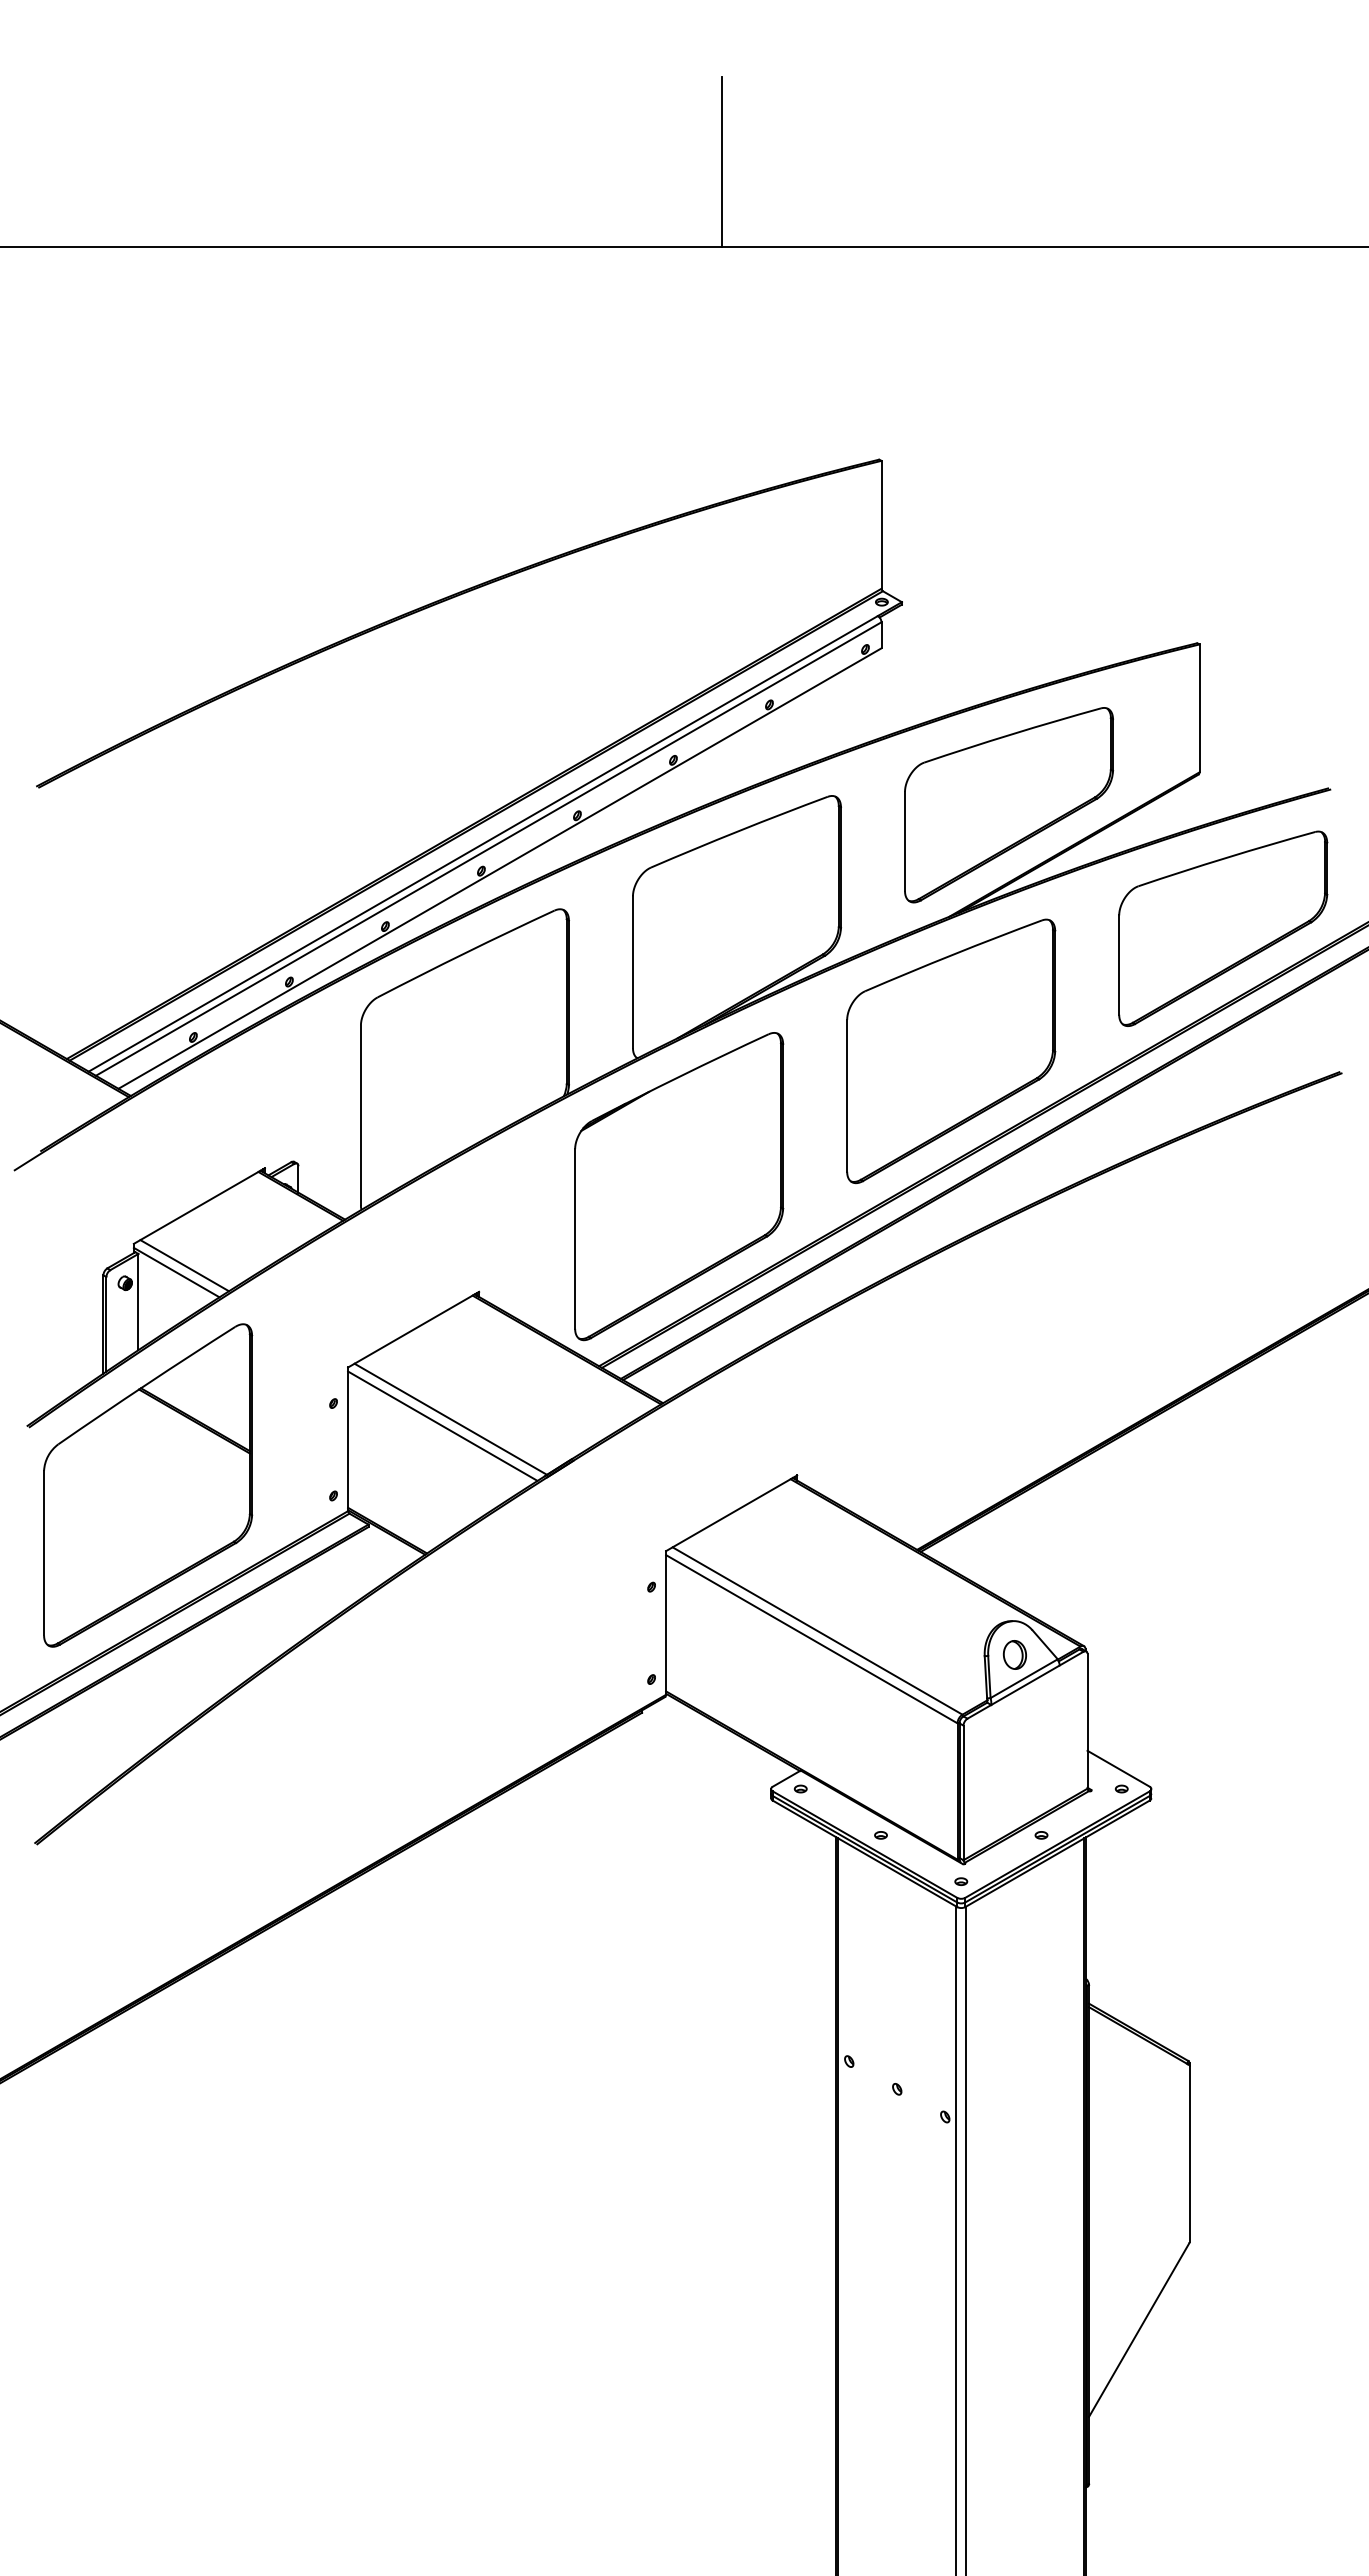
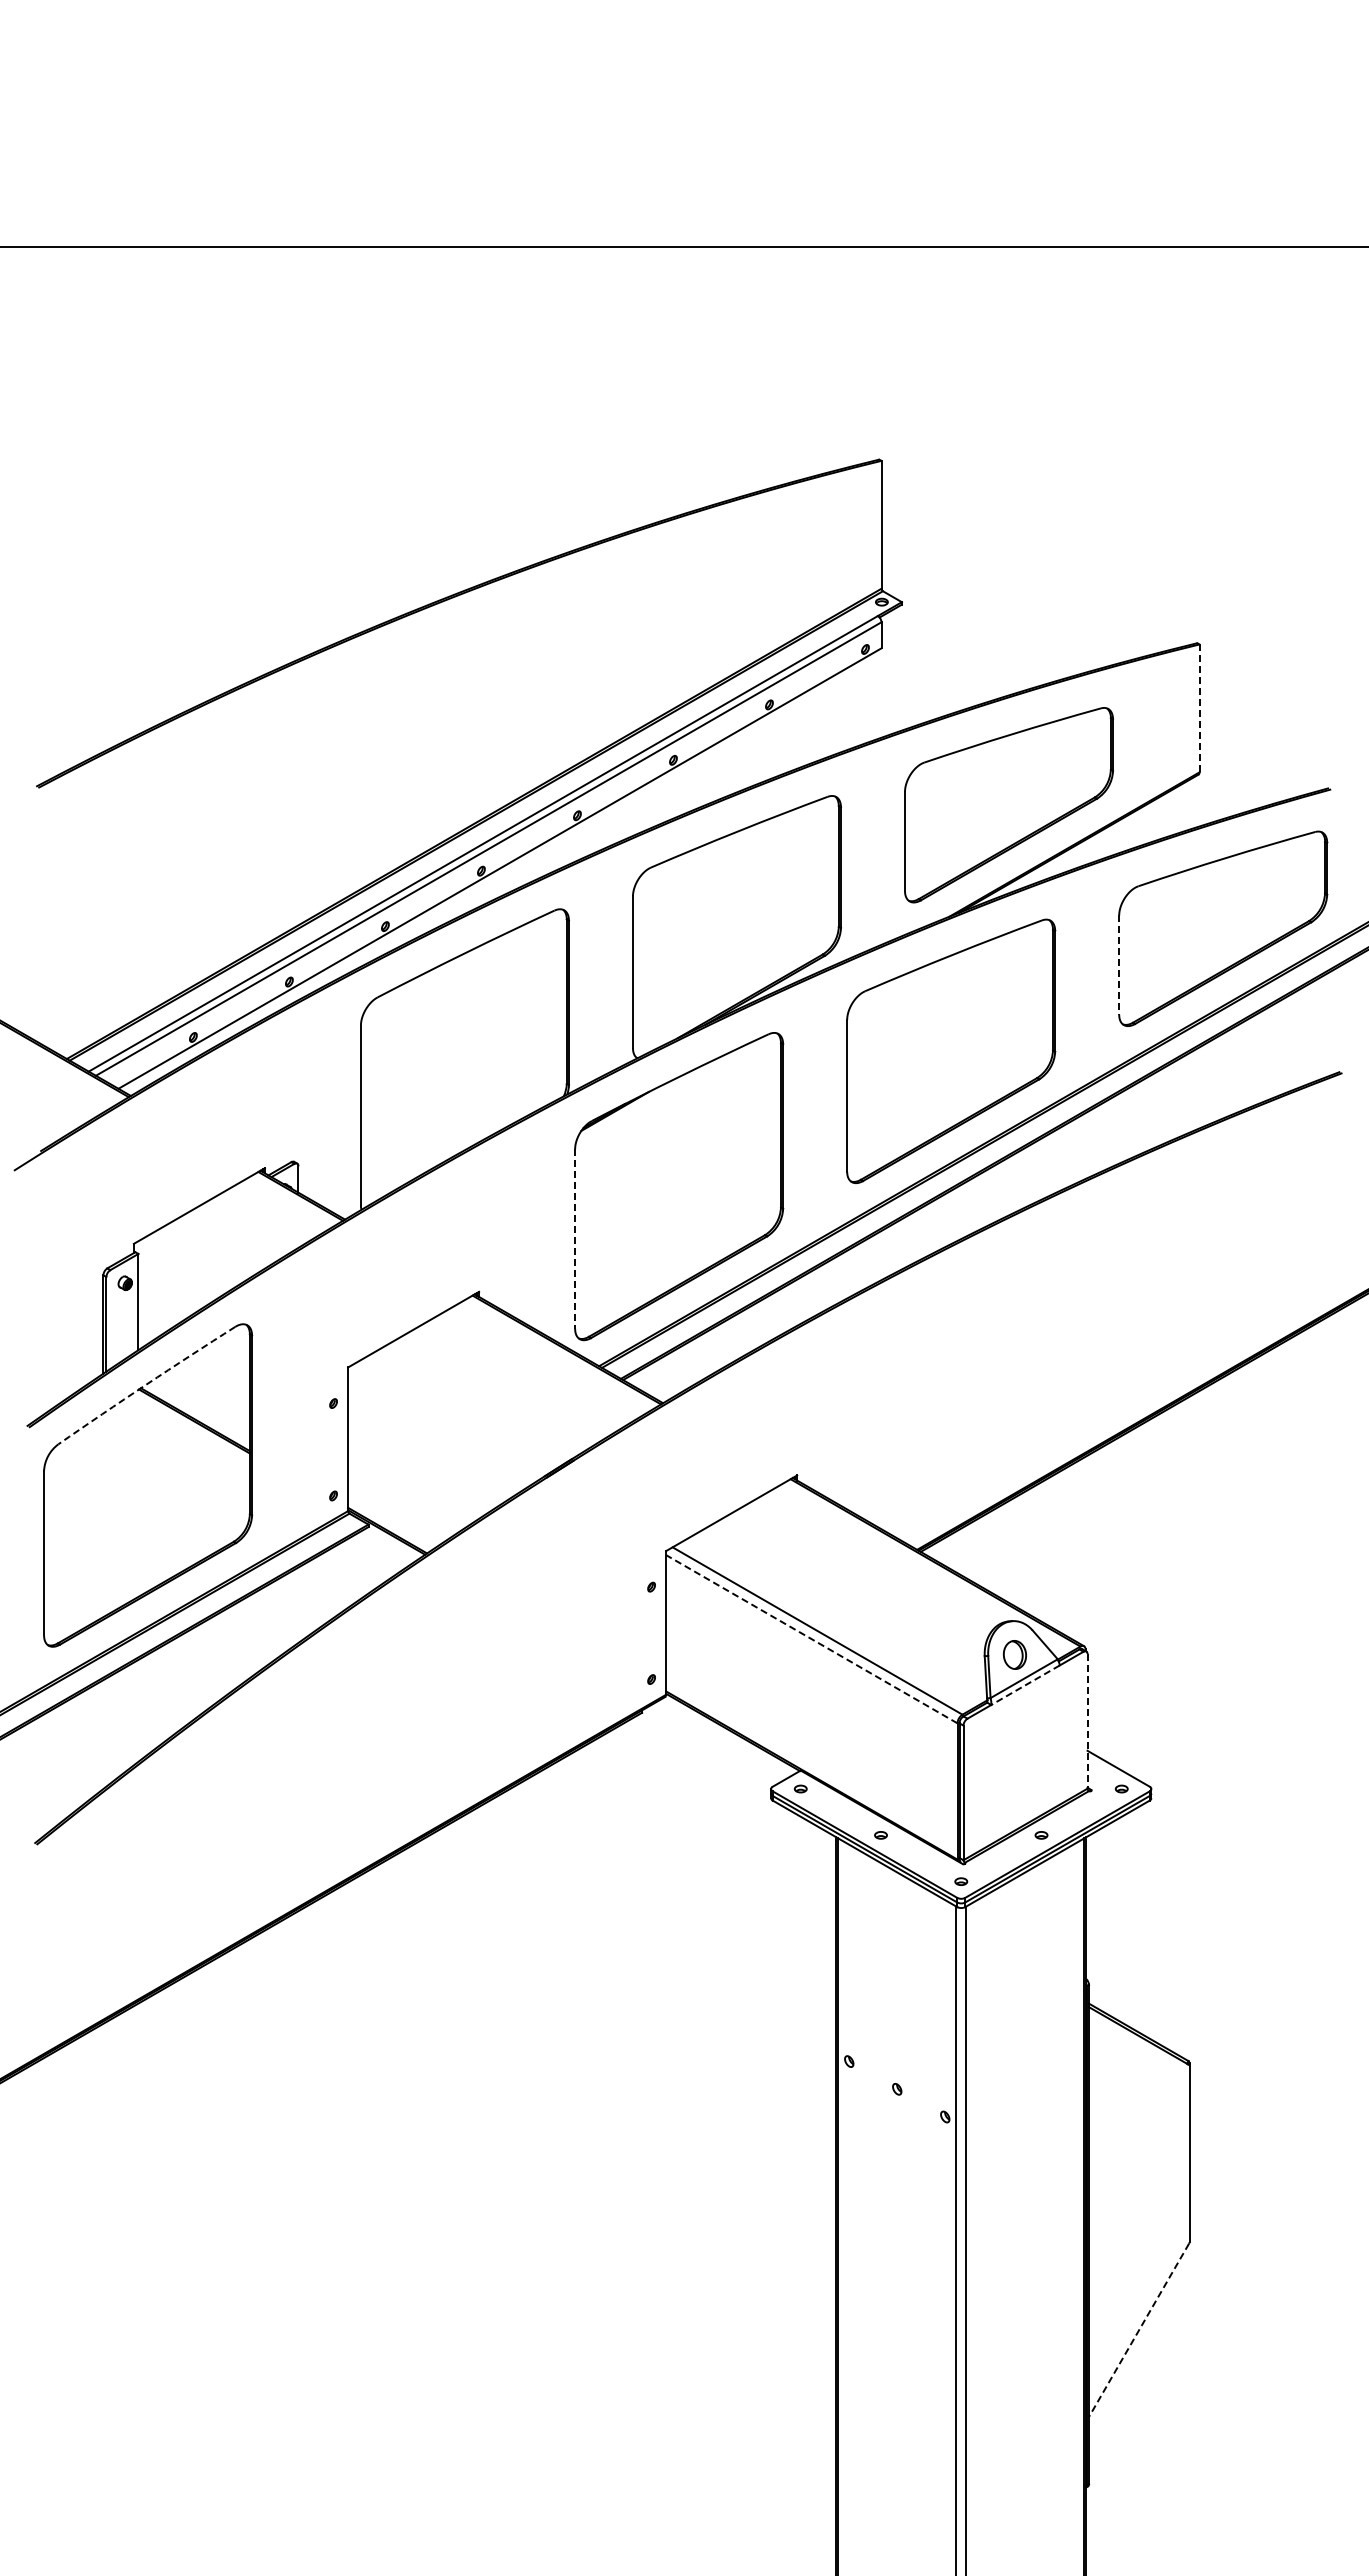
line: present -> none (722, 162)
line: solid -> dashed (1199, 708)
line: solid -> dashed (1119, 965)
line: solid -> dashed (575, 1239)
line: present -> none (184, 1265)
line: present -> none (176, 1272)
arc: solid -> dashed (146, 1384)
line: present -> none (450, 1418)
line: present -> none (442, 1425)
line: solid -> dashed (811, 1638)
line: solid -> dashed (1025, 1685)
line: solid -> dashed (1087, 1721)
line: solid -> dashed (1138, 2330)
